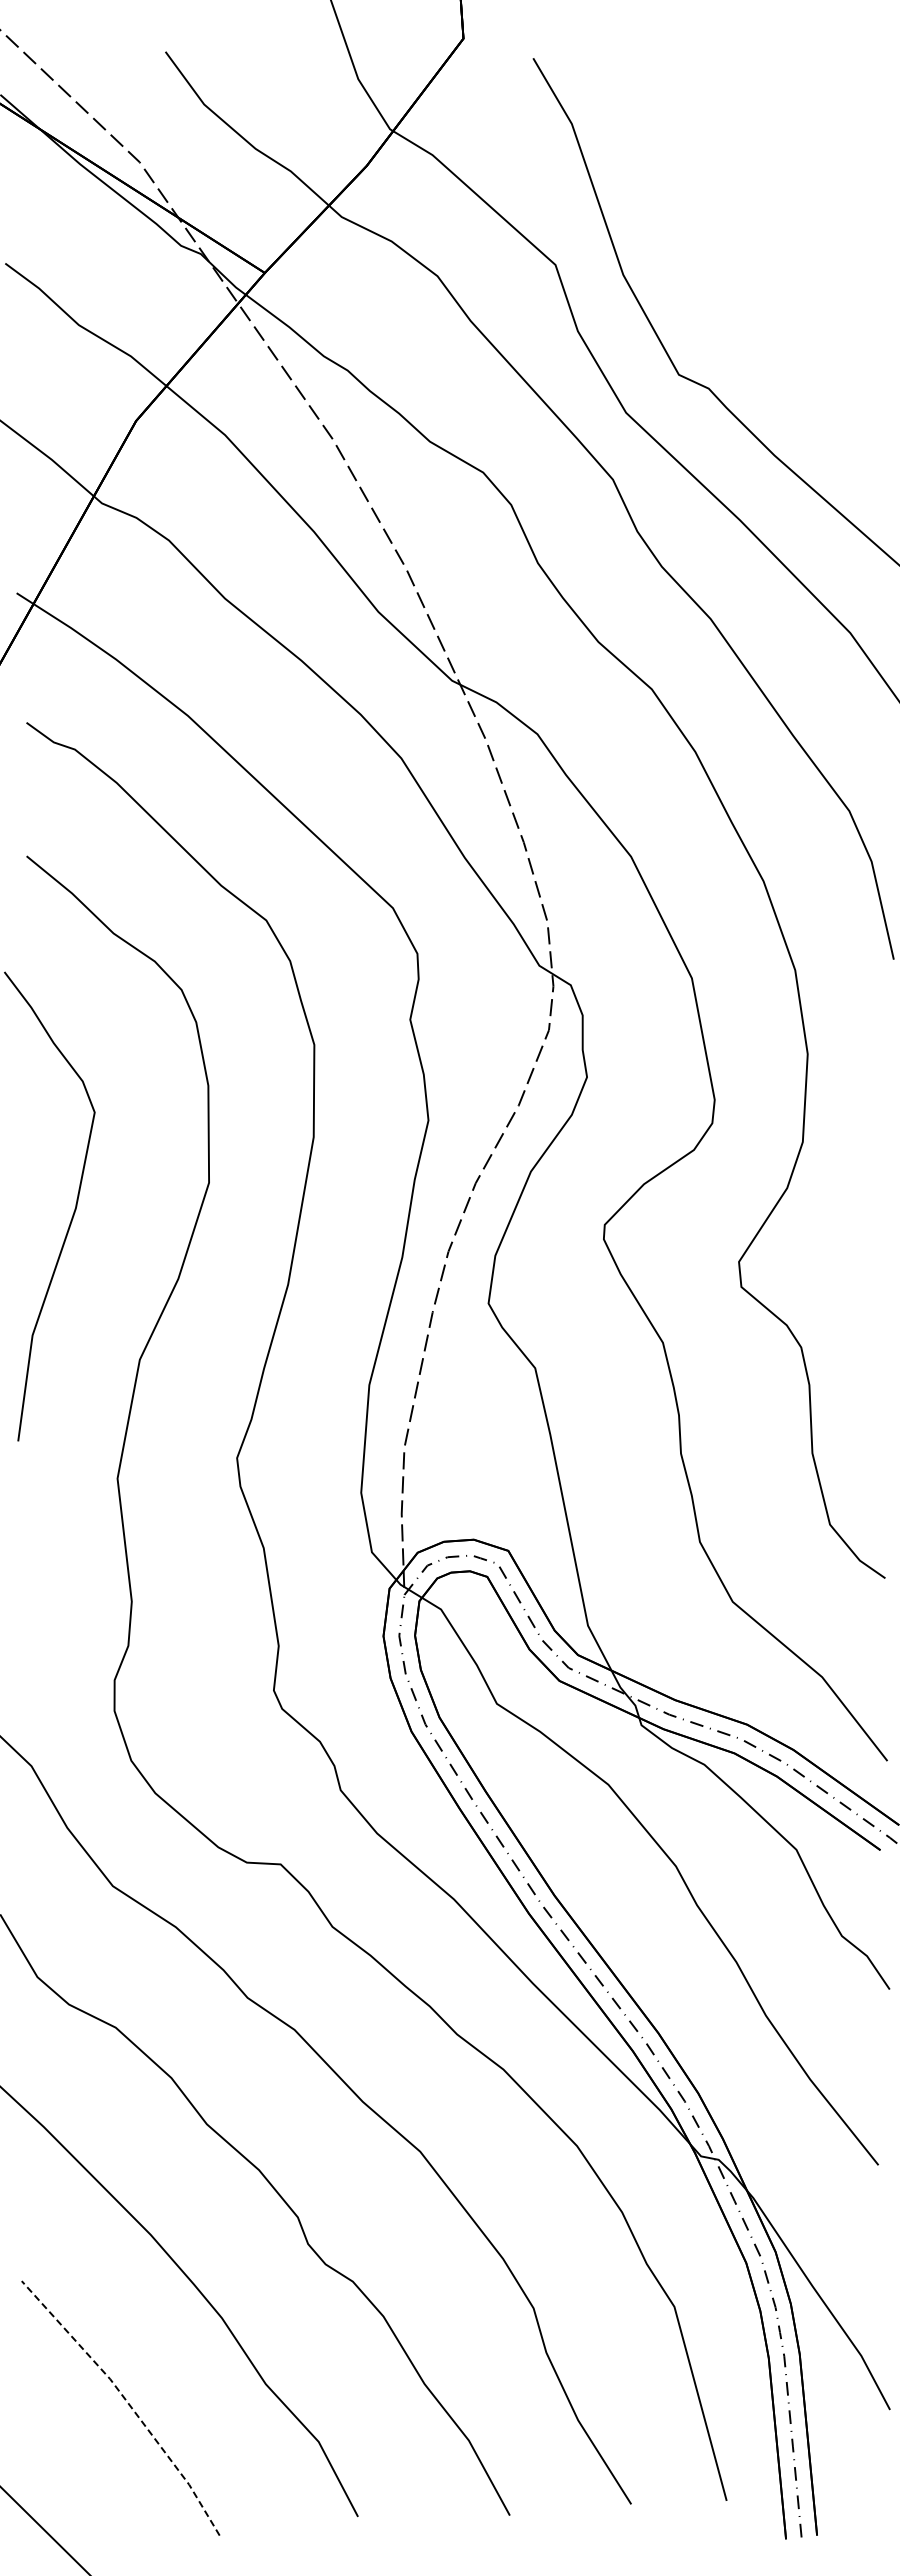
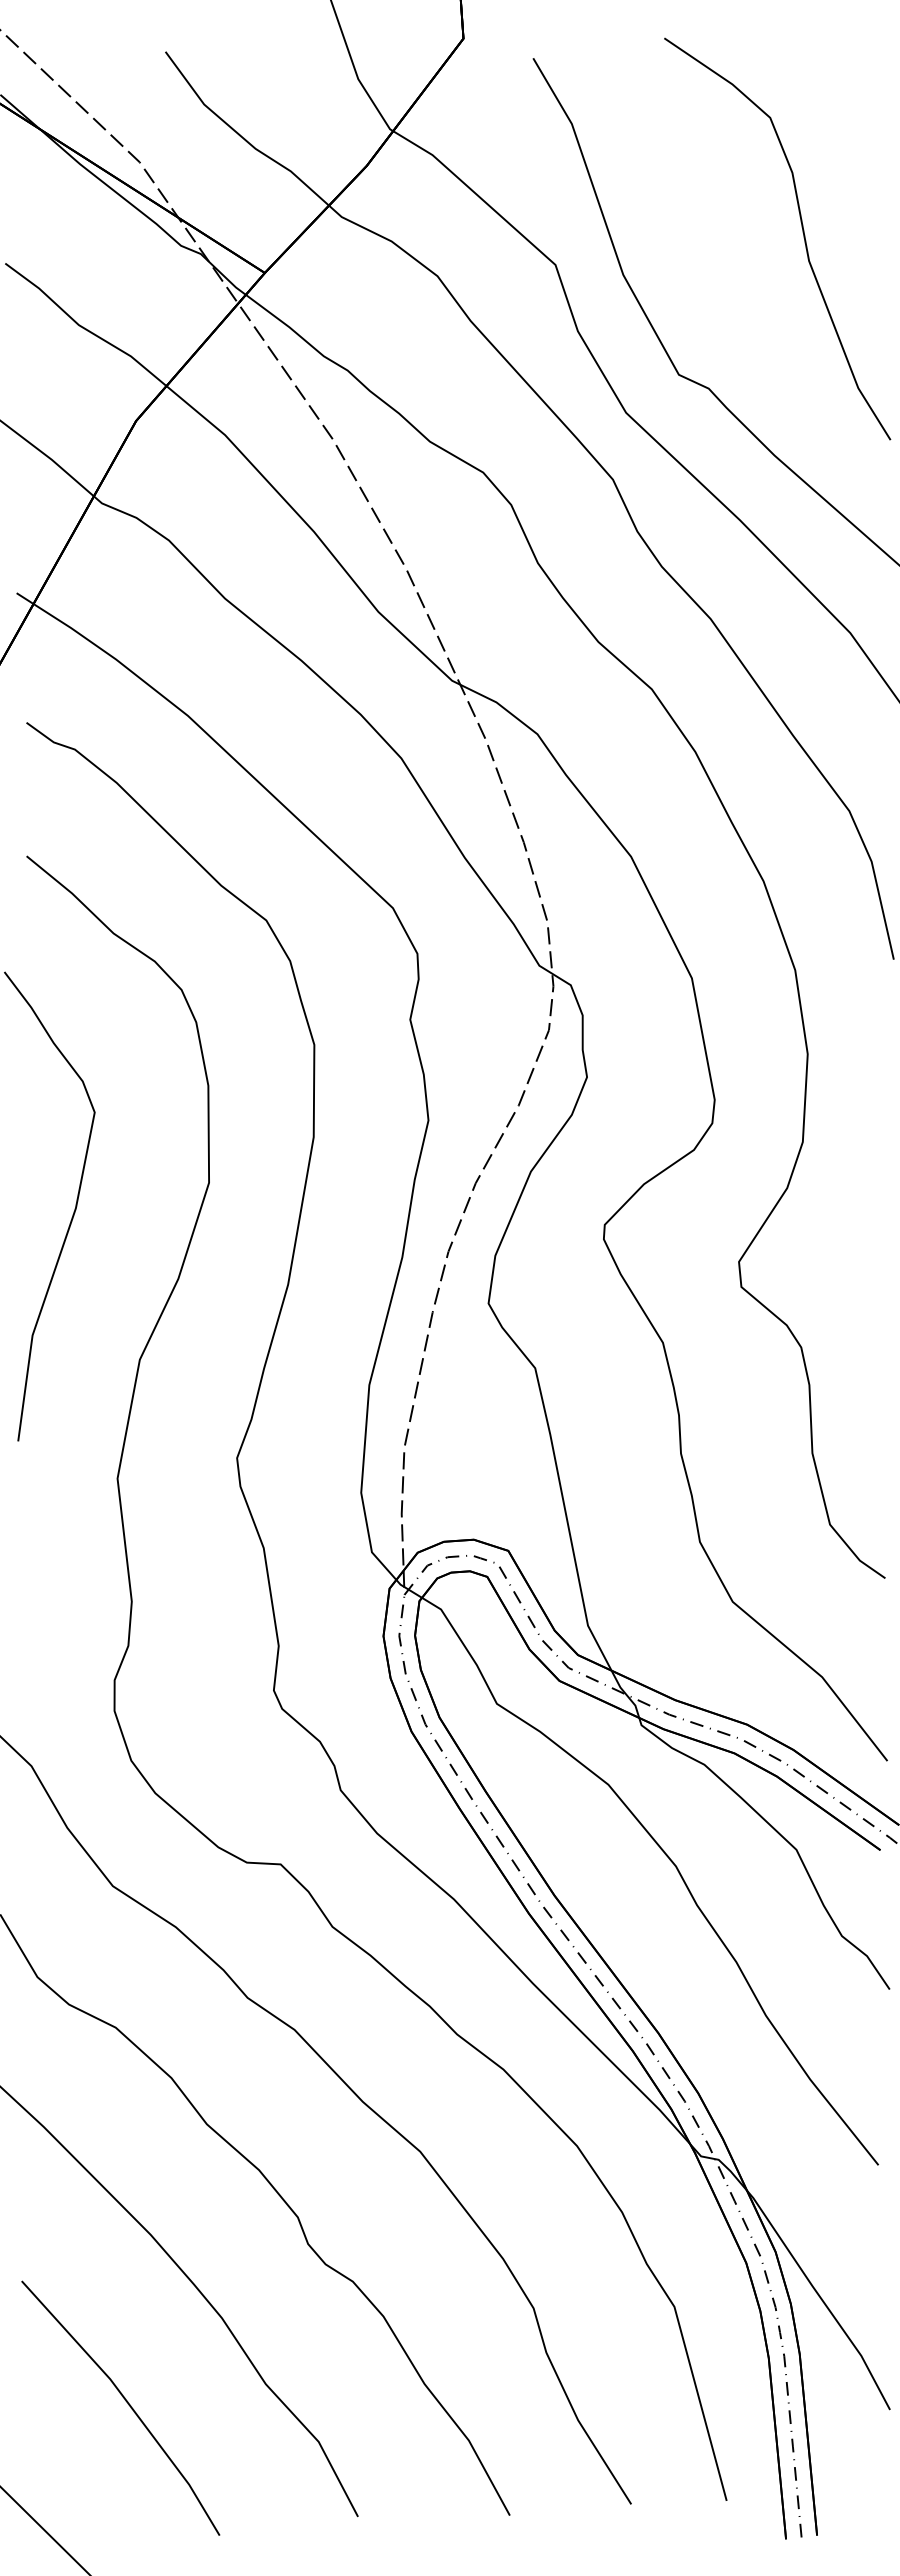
curve: none -> present (802, 232)
line: dashed -> solid (127, 2402)
